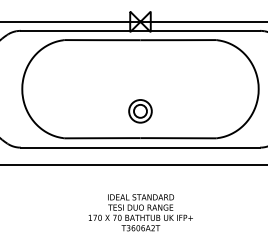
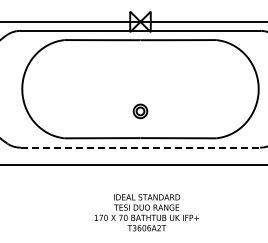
part size: 25x25 px -> 17x17 px (140, 111)
line: solid -> dashed (140, 147)
text position: (140, 212) -> (146, 212) (146, 212)
